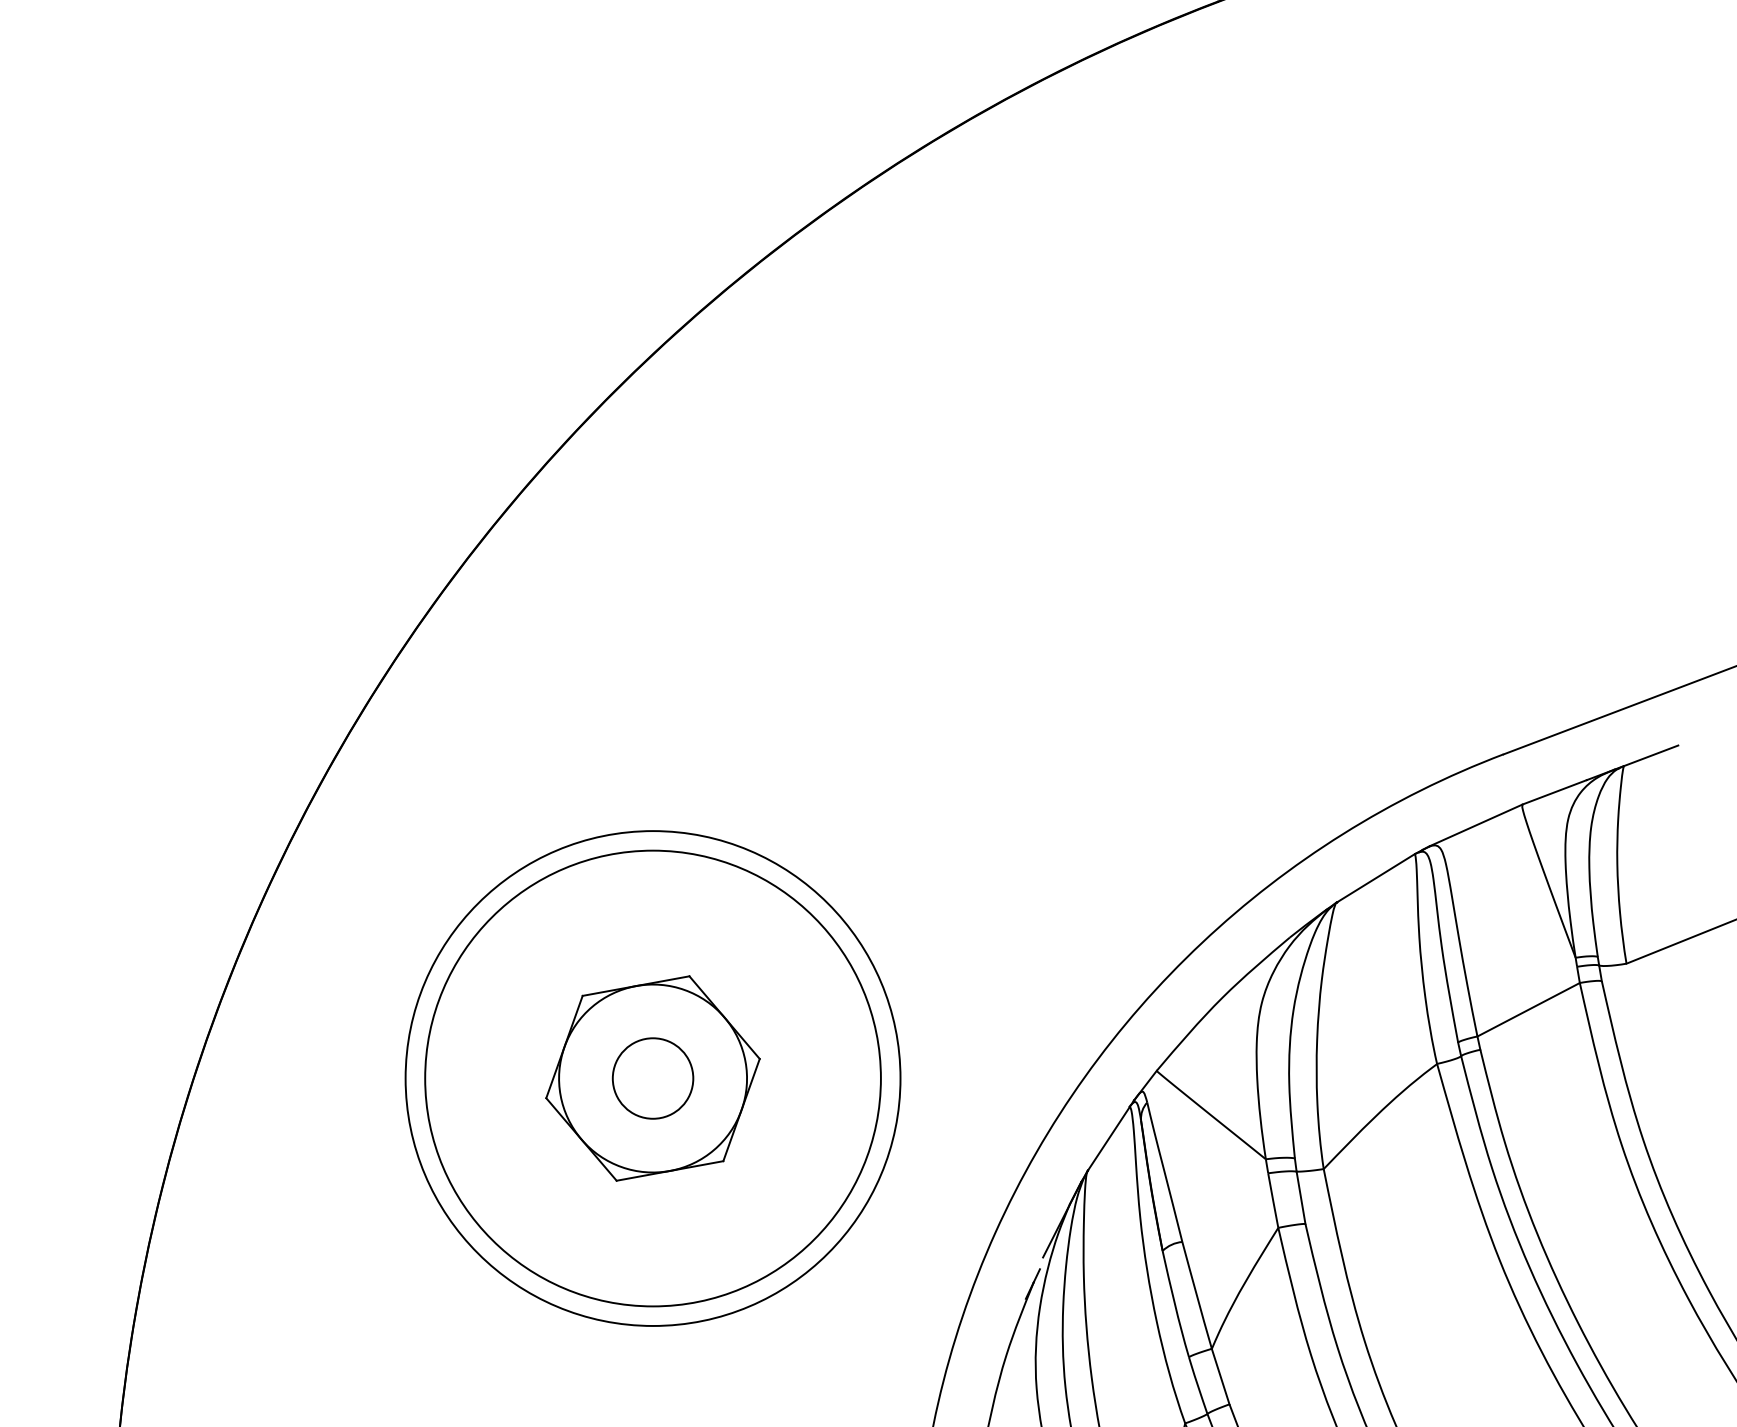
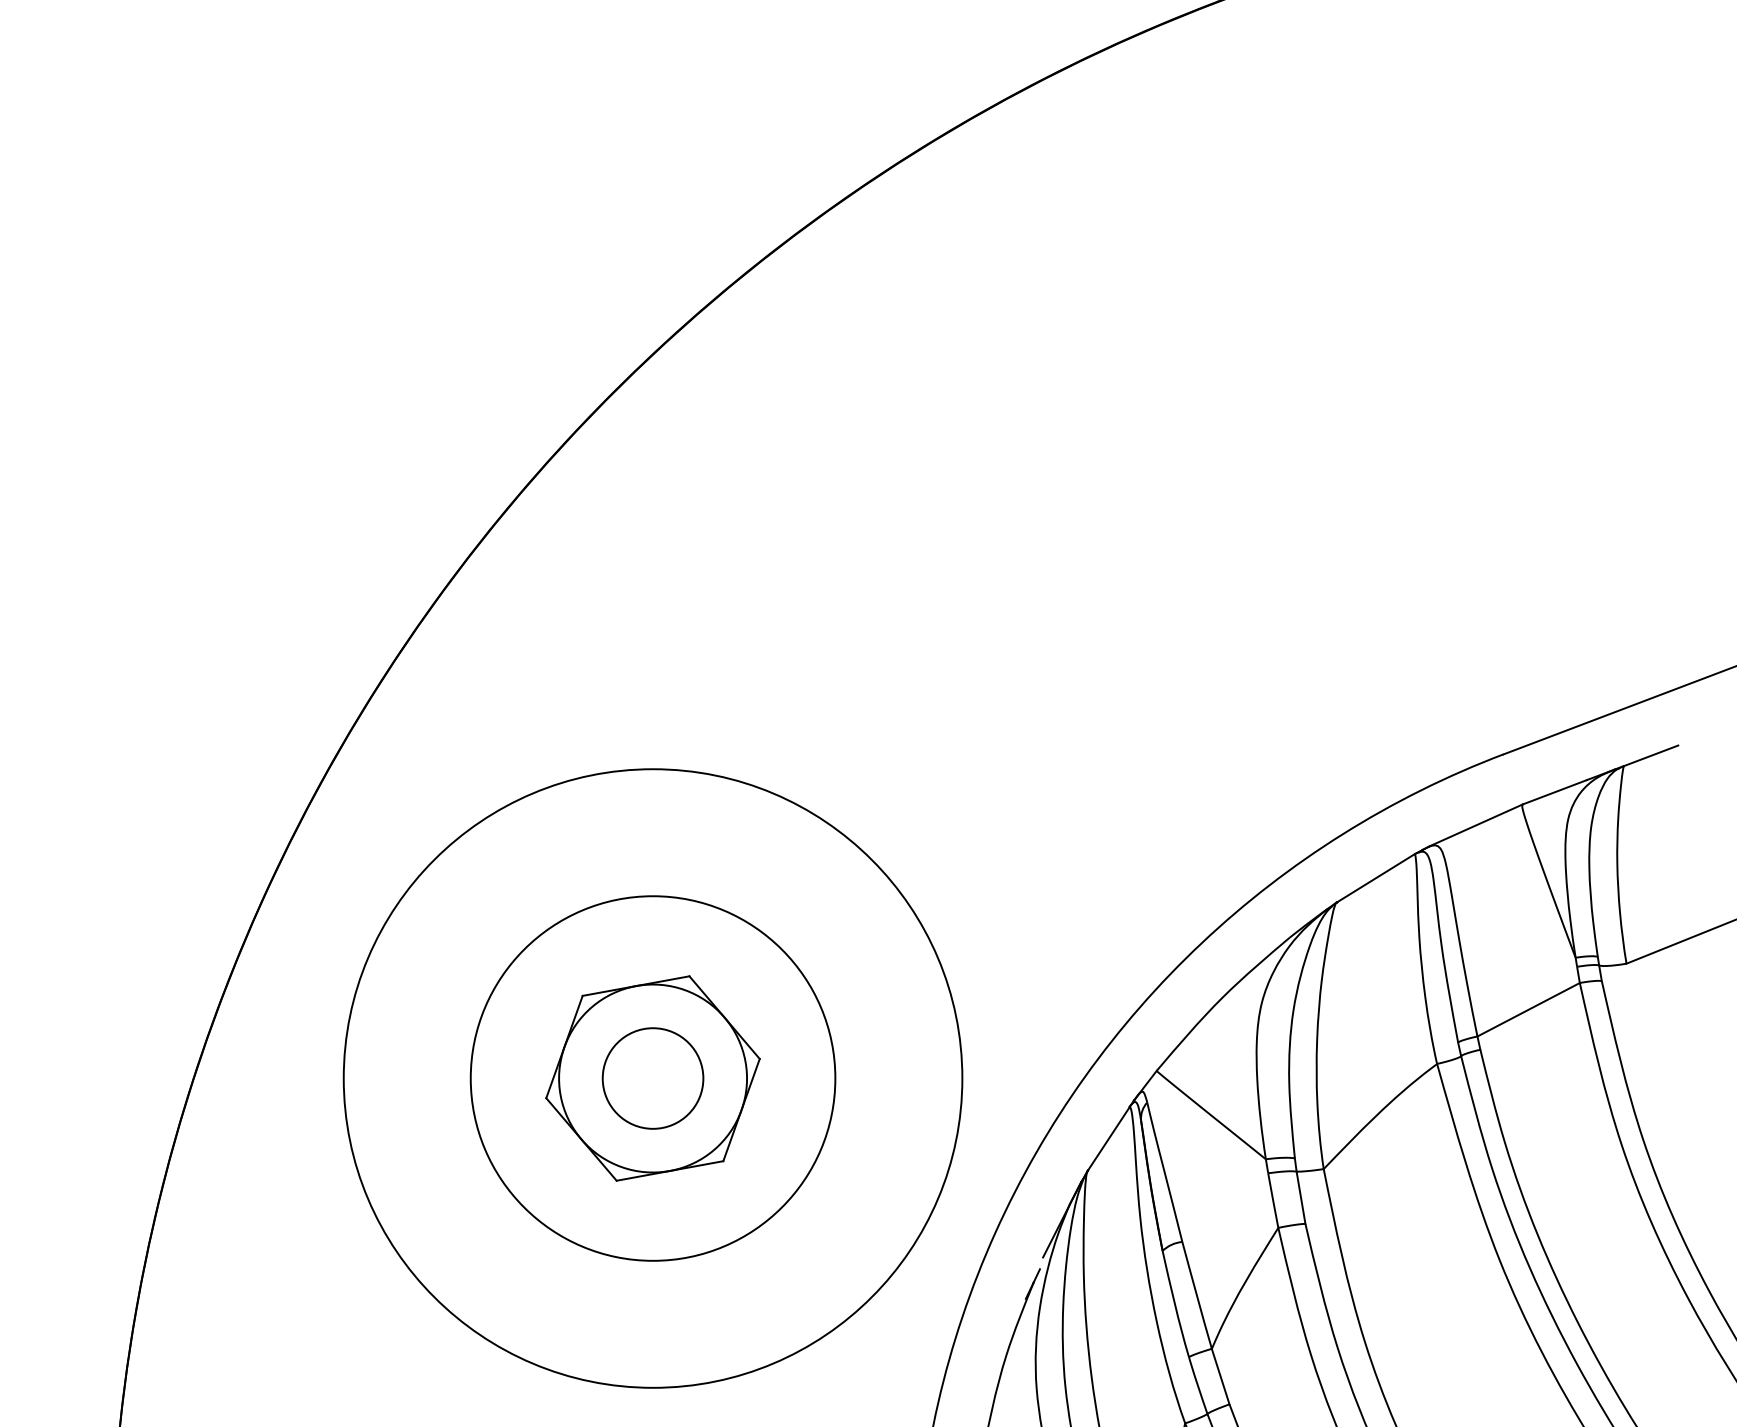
circle diameter: 456 px -> 365 px (652, 1078)
circle diameter: 495 px -> 619 px (652, 1078)
circle diameter: 81 px -> 101 px (652, 1078)
